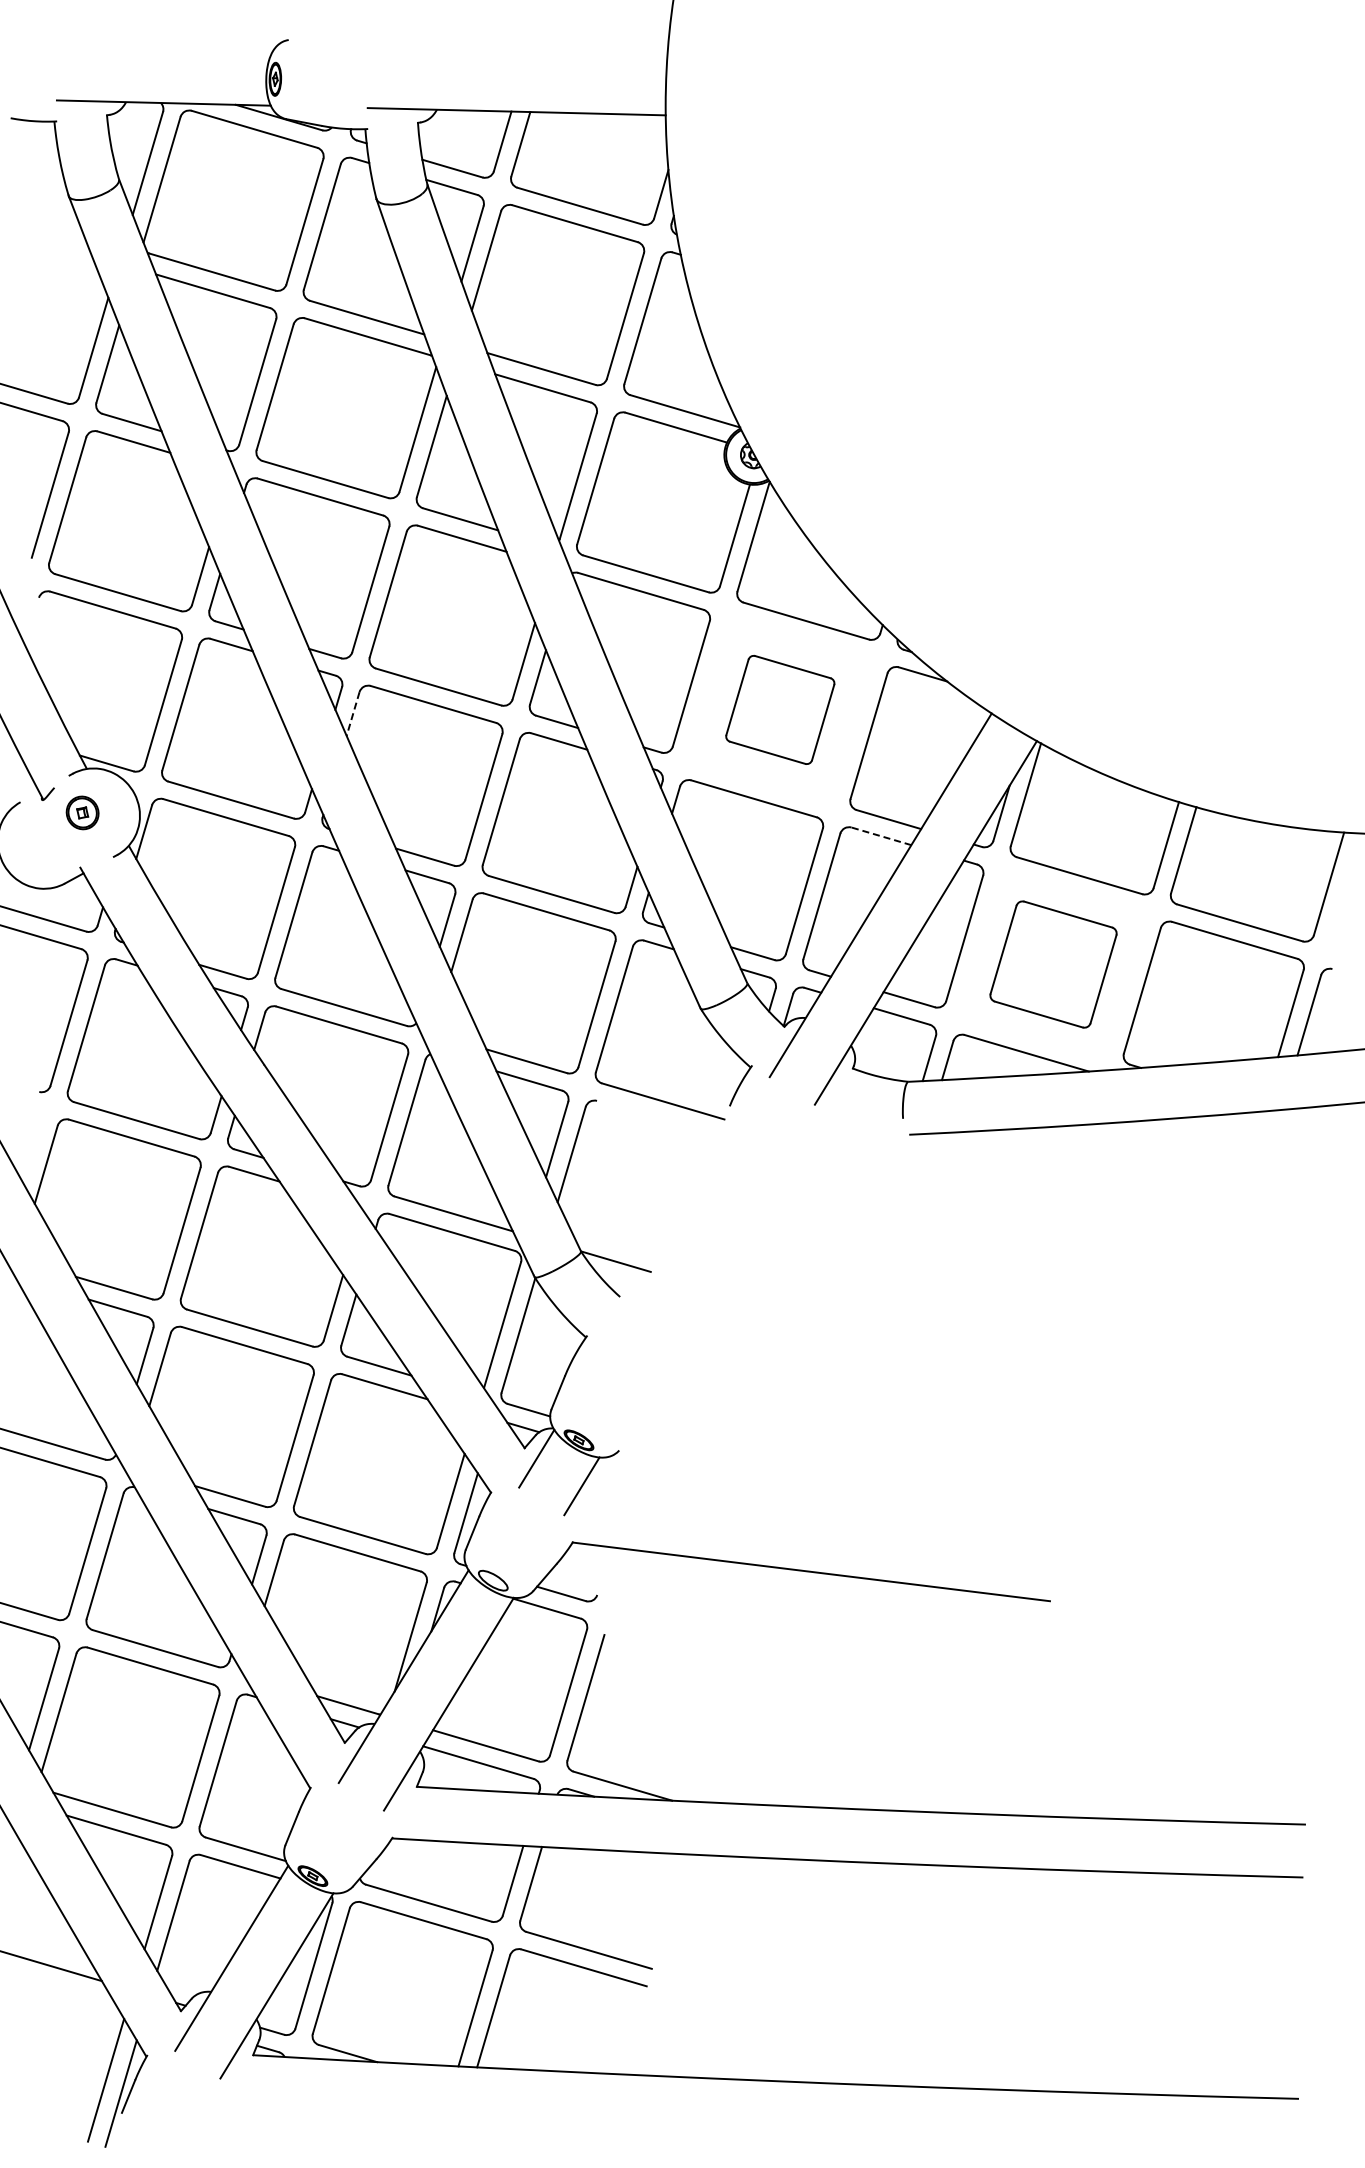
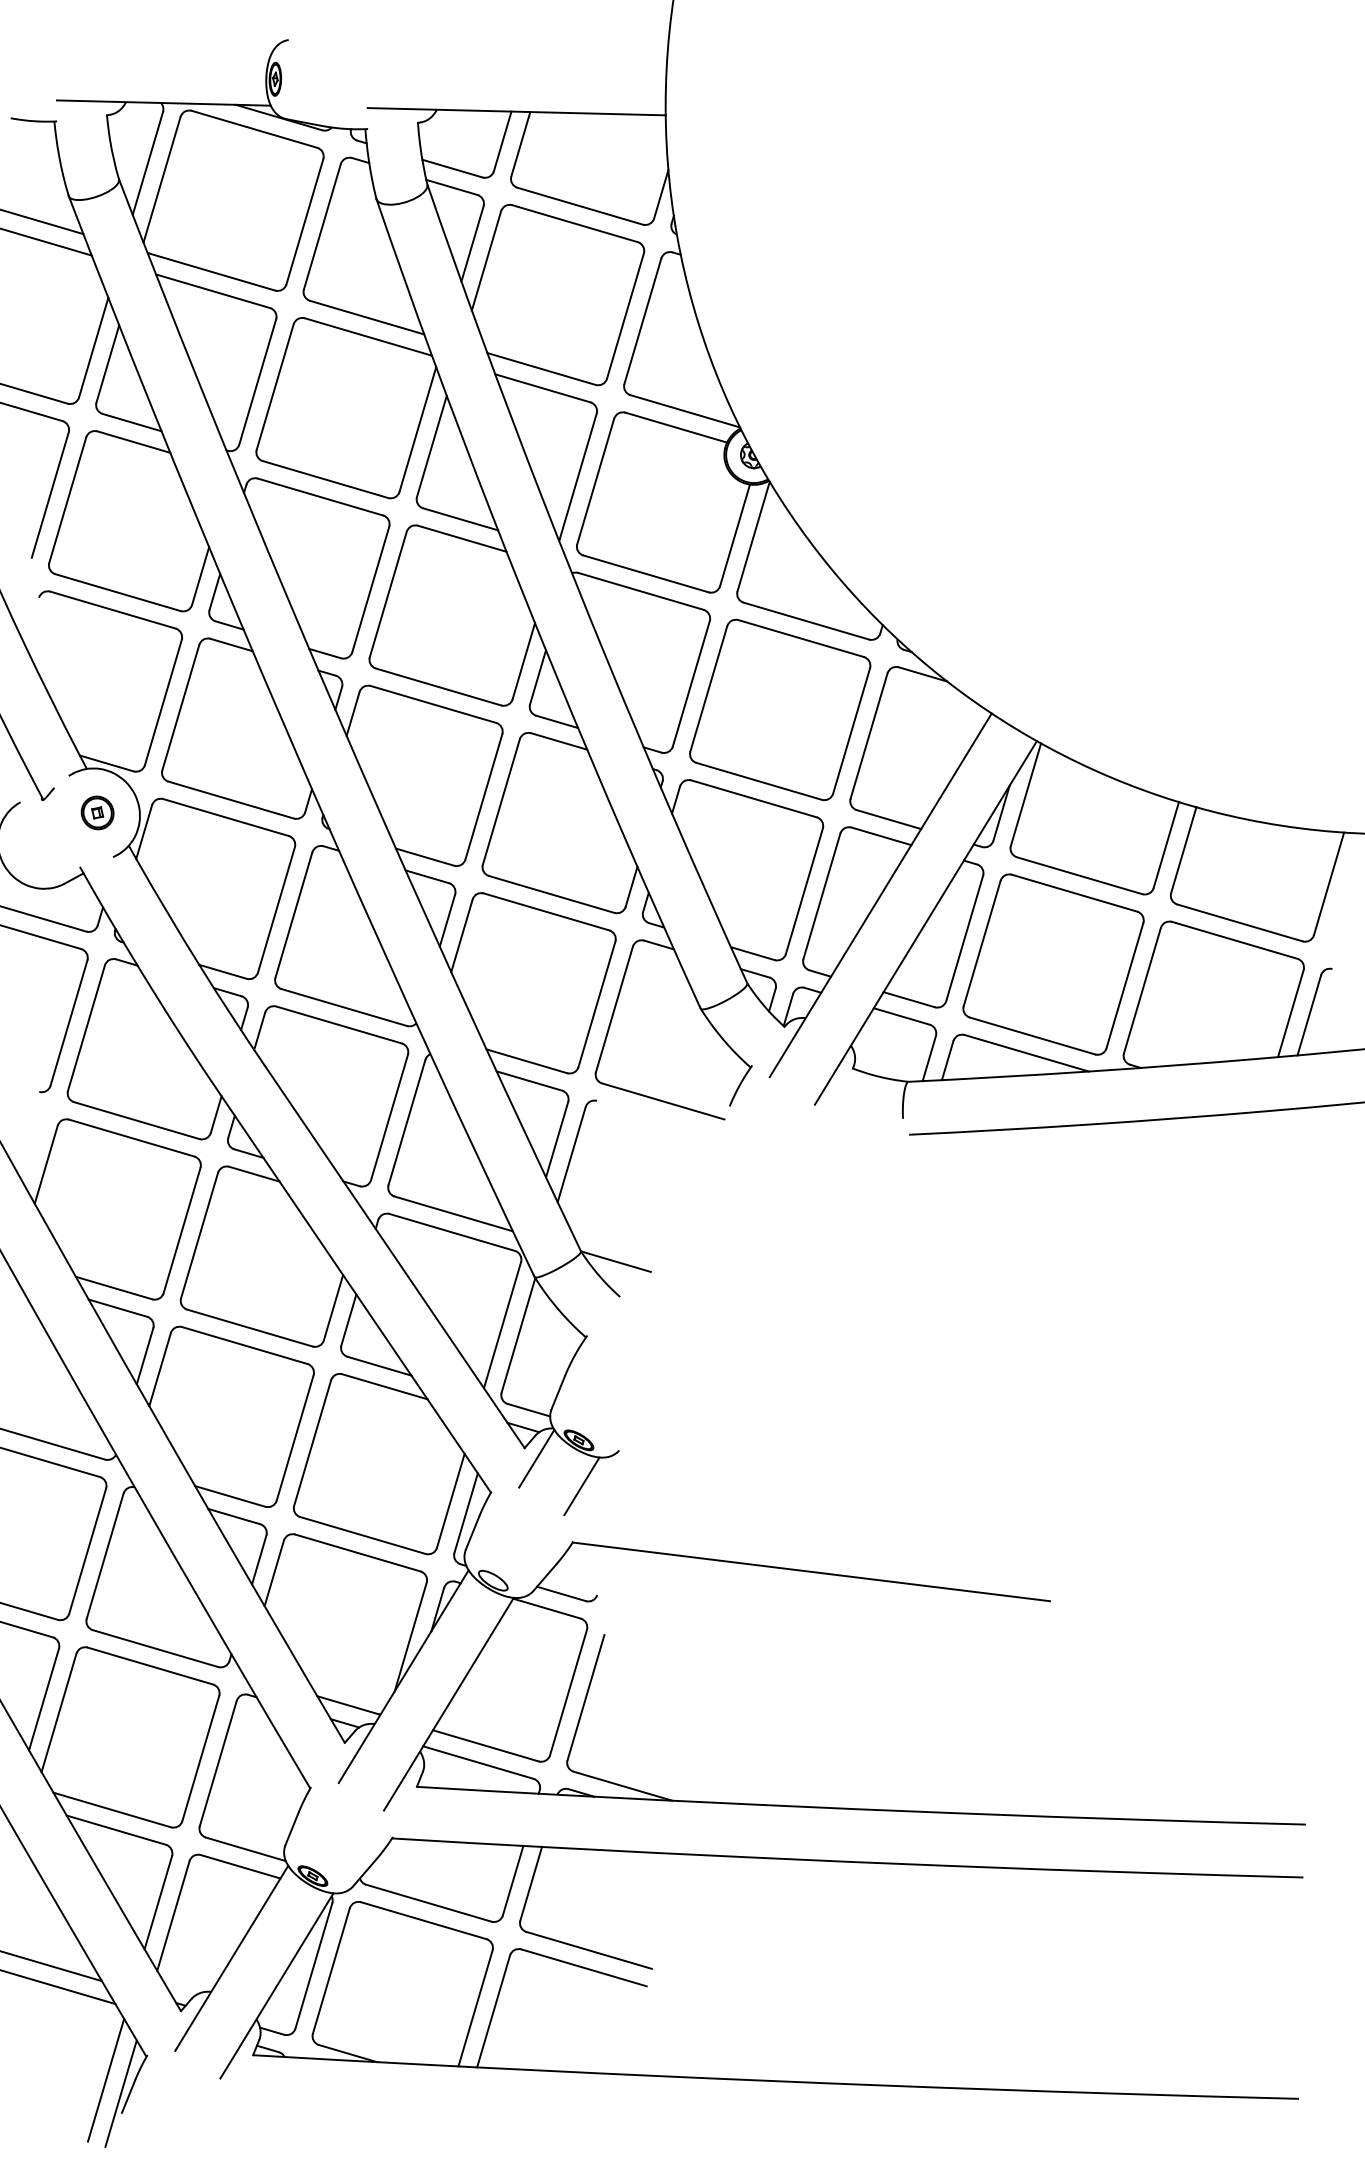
line: none -> present (42, 222)
line: none -> present (46, 242)
part size: 111x111 px -> 183x184 px (780, 709)
line: dashed -> solid (353, 714)
part position: (82, 812) -> (97, 812) (97, 812)
line: dashed -> solid (881, 836)
part size: 129x129 px -> 183x183 px (1053, 964)
line: none -> present (58, 1987)
